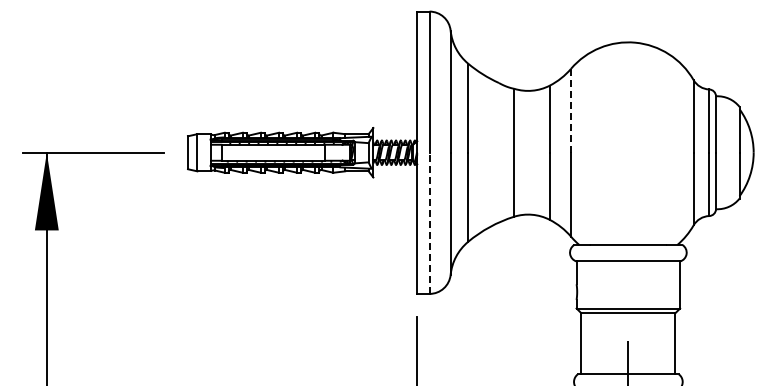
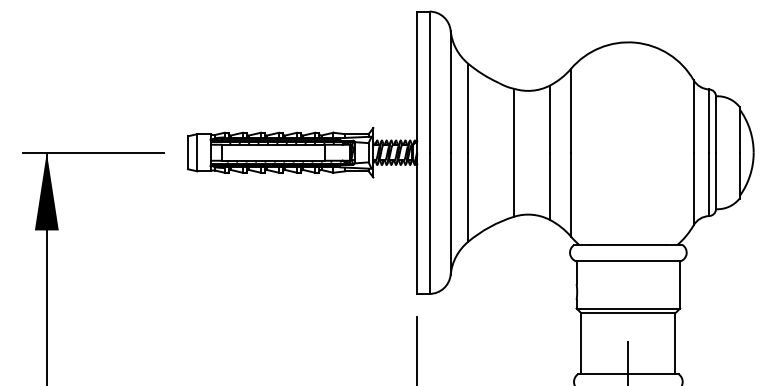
line: dashed -> solid (571, 110)
line: dashed -> solid (429, 223)
